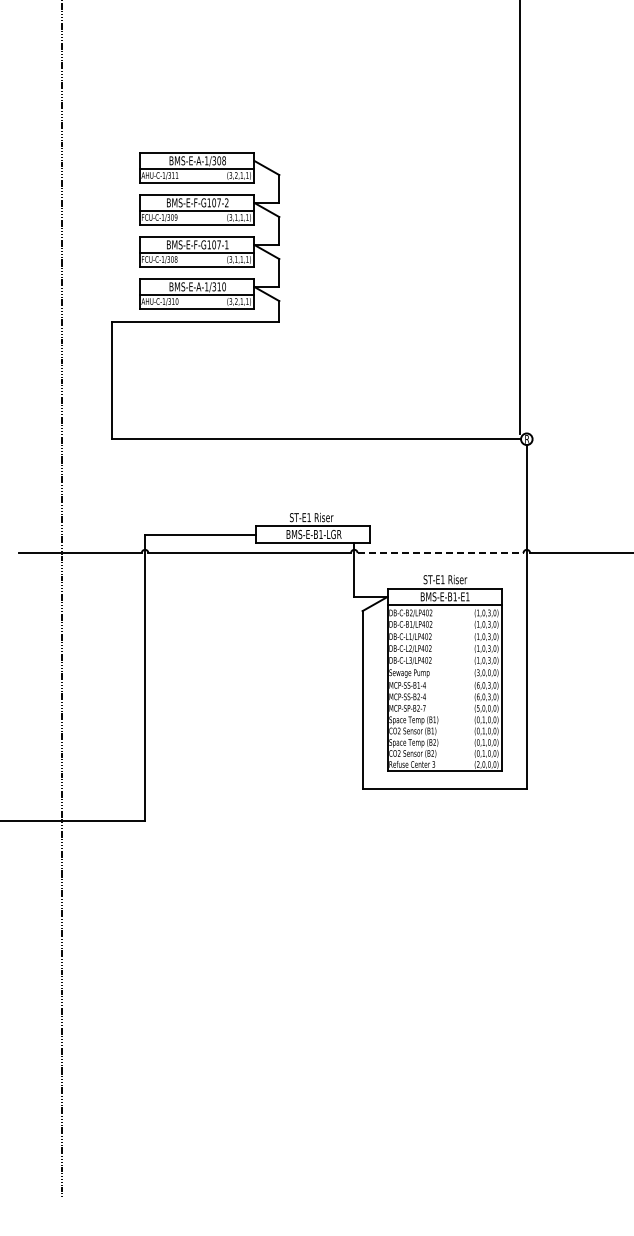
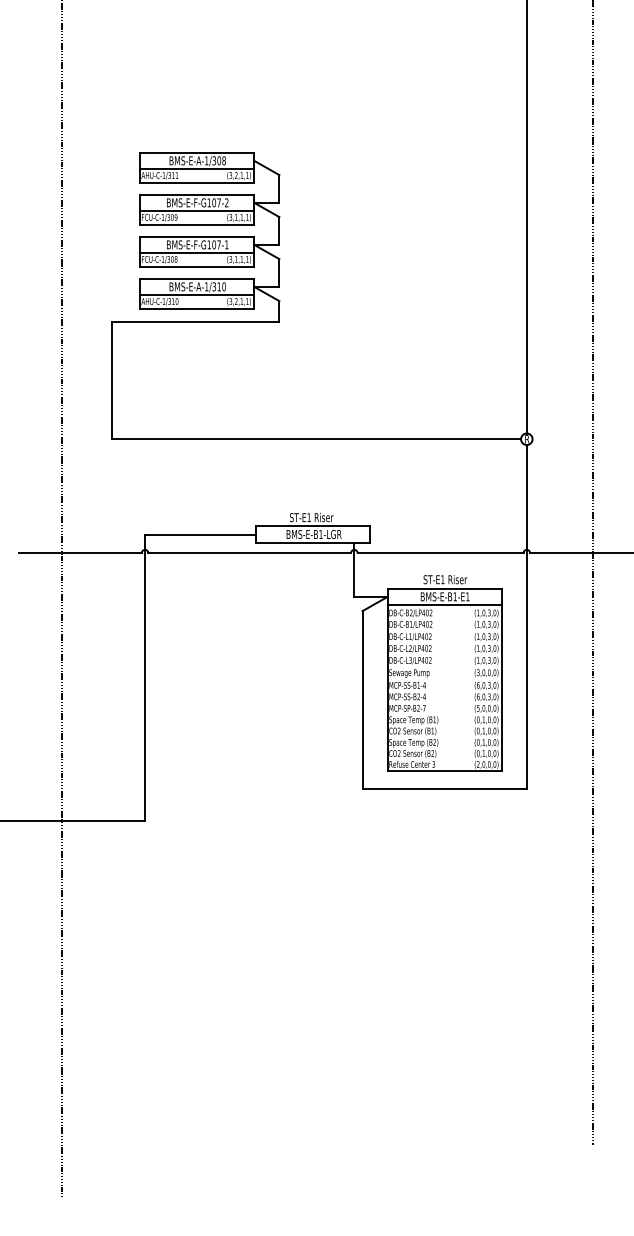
line position: (519, 217) -> (526, 217) (526, 217)
line: dashed -> solid (440, 553)
line: none -> present (592, 573)
